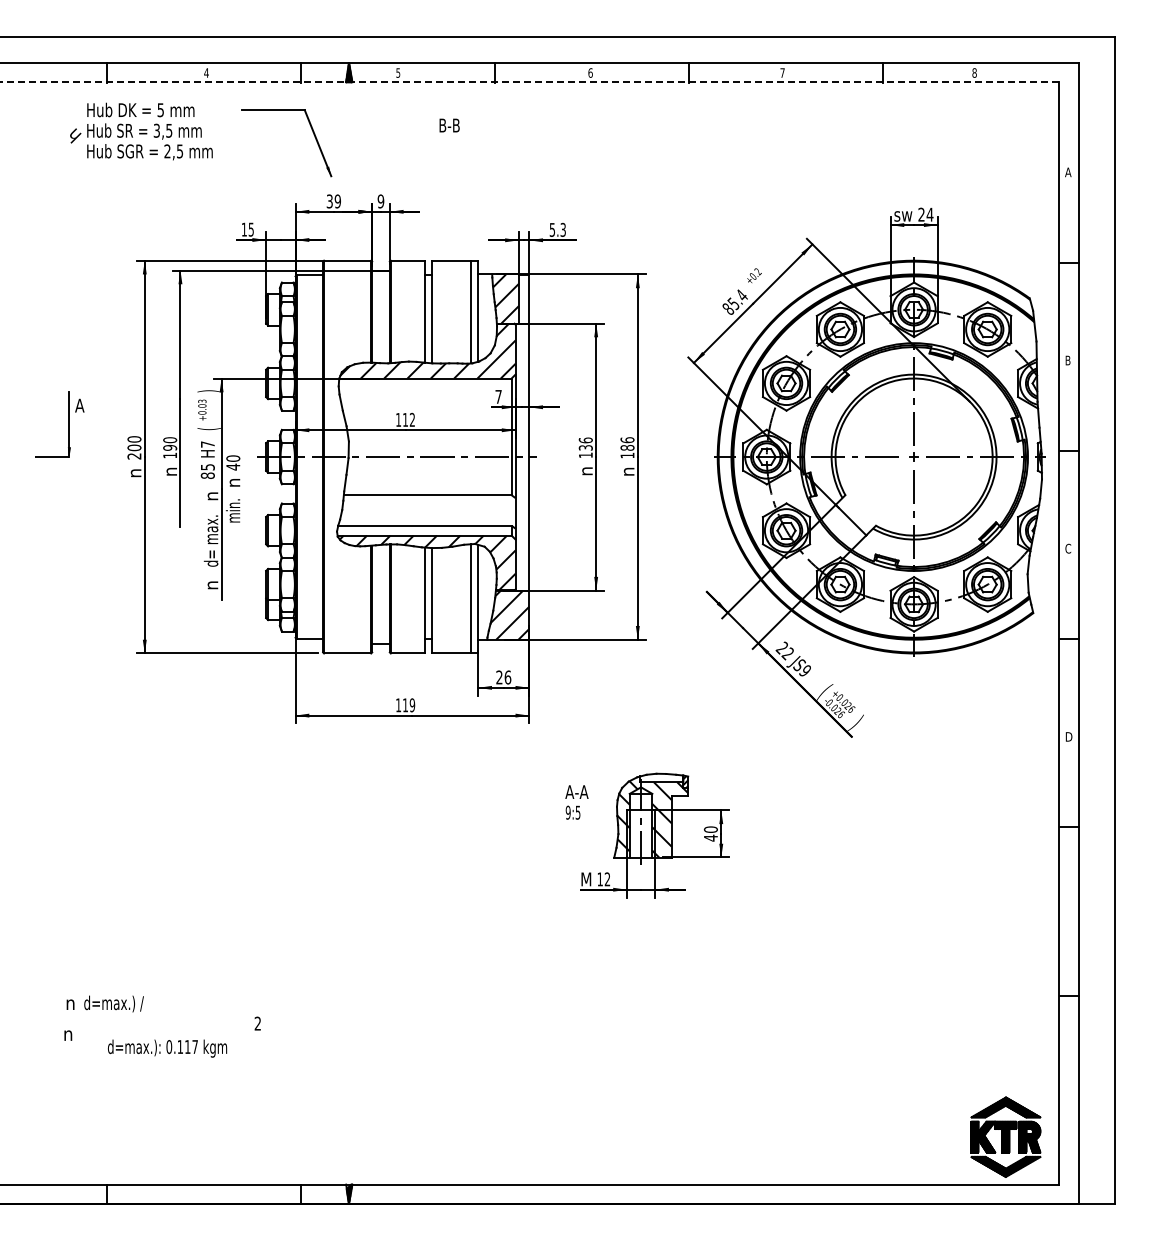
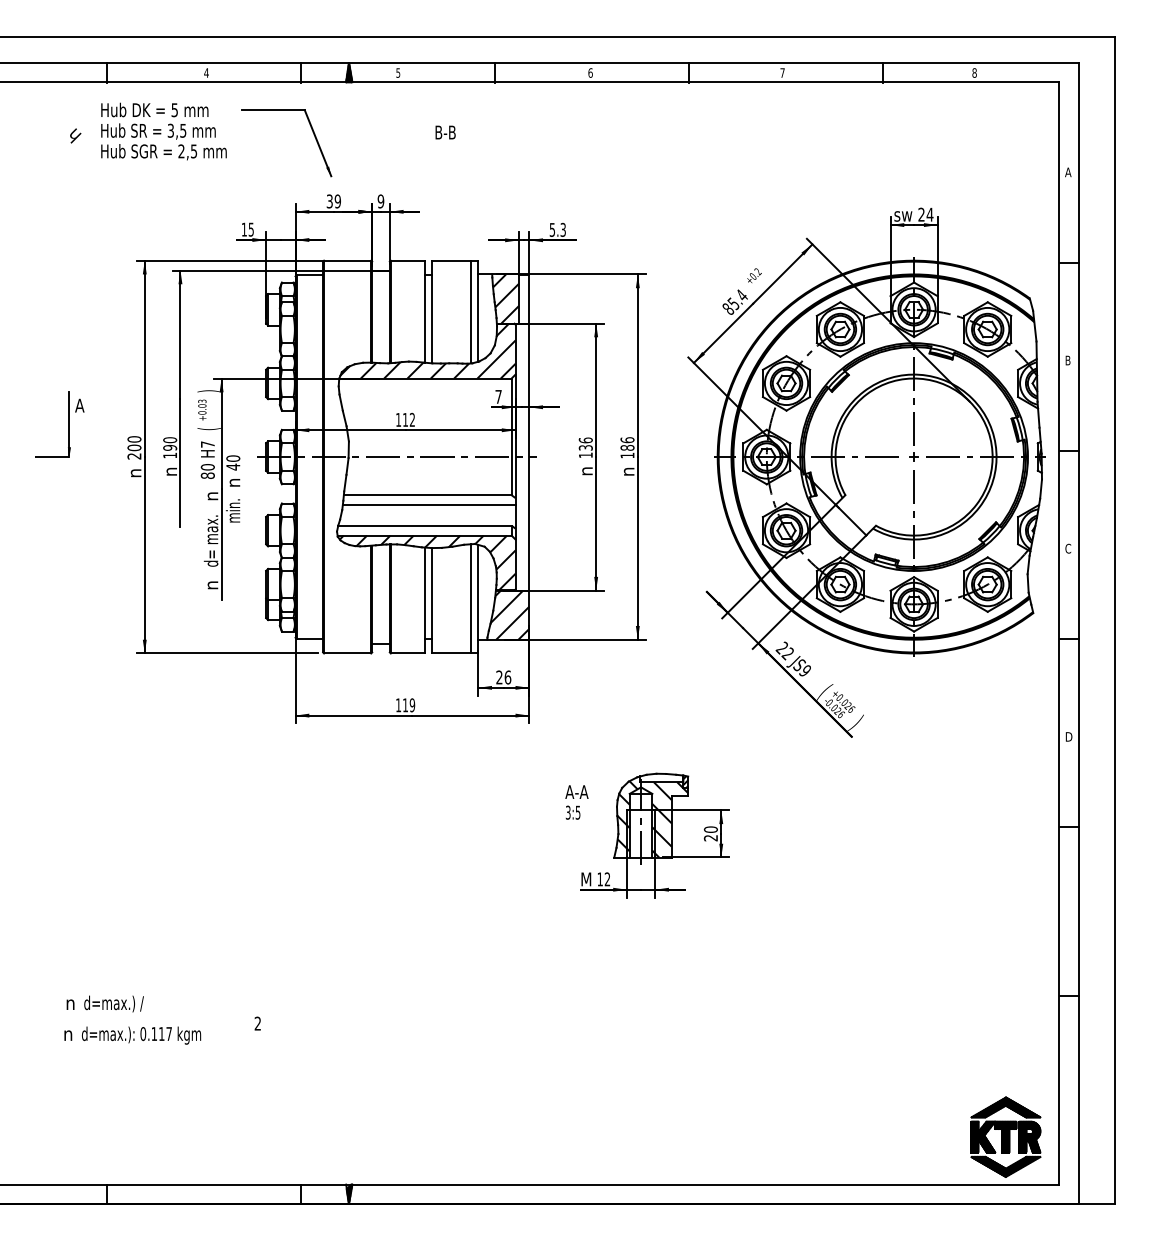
line: dashed -> solid (529, 82)
text position: (449, 125) -> (445, 132) (445, 132)
text position: (149, 131) -> (163, 131) (163, 131)
text: 85 -> 80 (207, 467)
line: none -> present (428, 504)
text: 9:5 -> 3:5 (567, 812)
text: 40 -> 20 (710, 837)
text position: (167, 1048) -> (141, 1035) (141, 1035)
